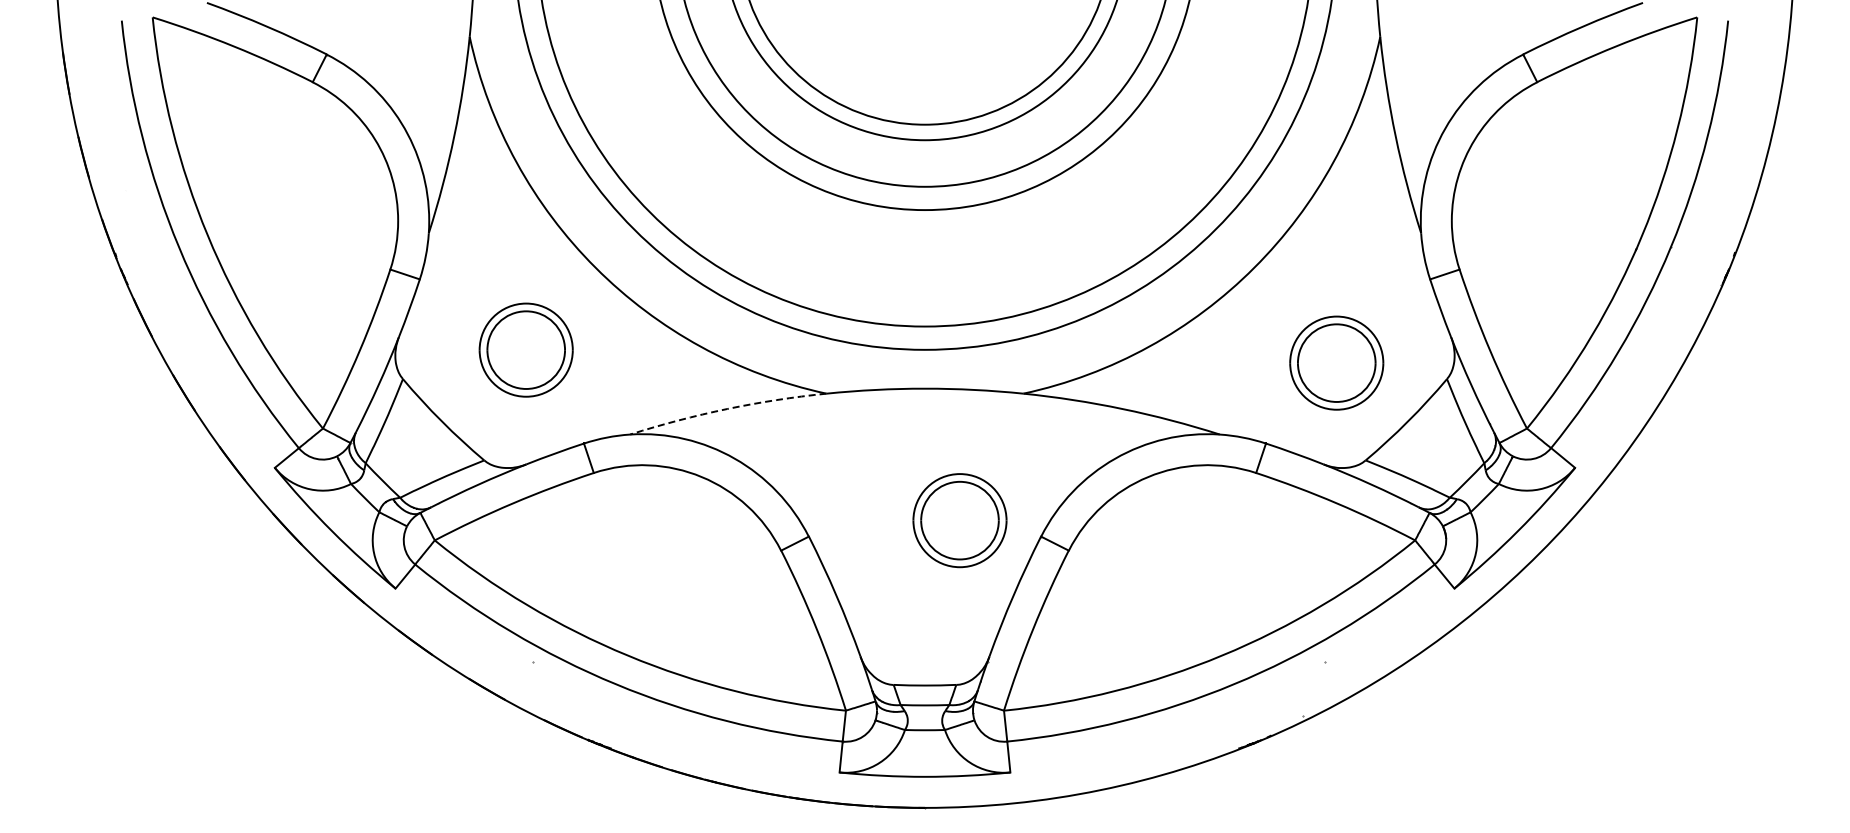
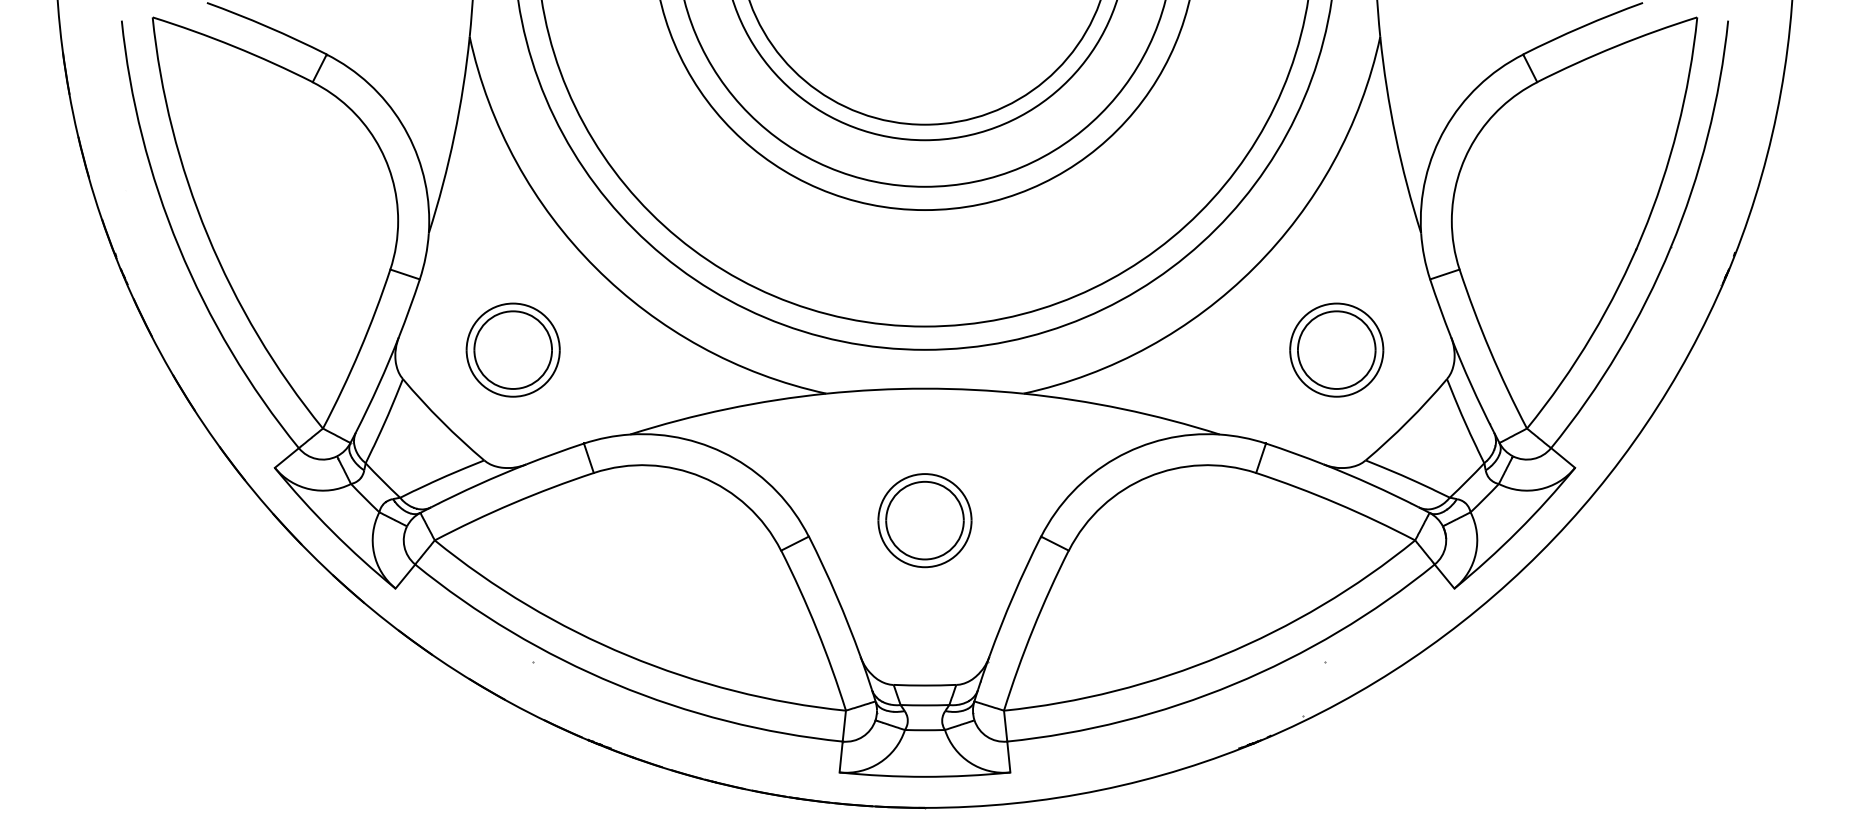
part position: (525, 349) -> (512, 349) (512, 349)
part position: (1336, 362) -> (1336, 349) (1336, 349)
arc: dashed -> solid (727, 409)
part position: (959, 520) -> (924, 520) (924, 520)
